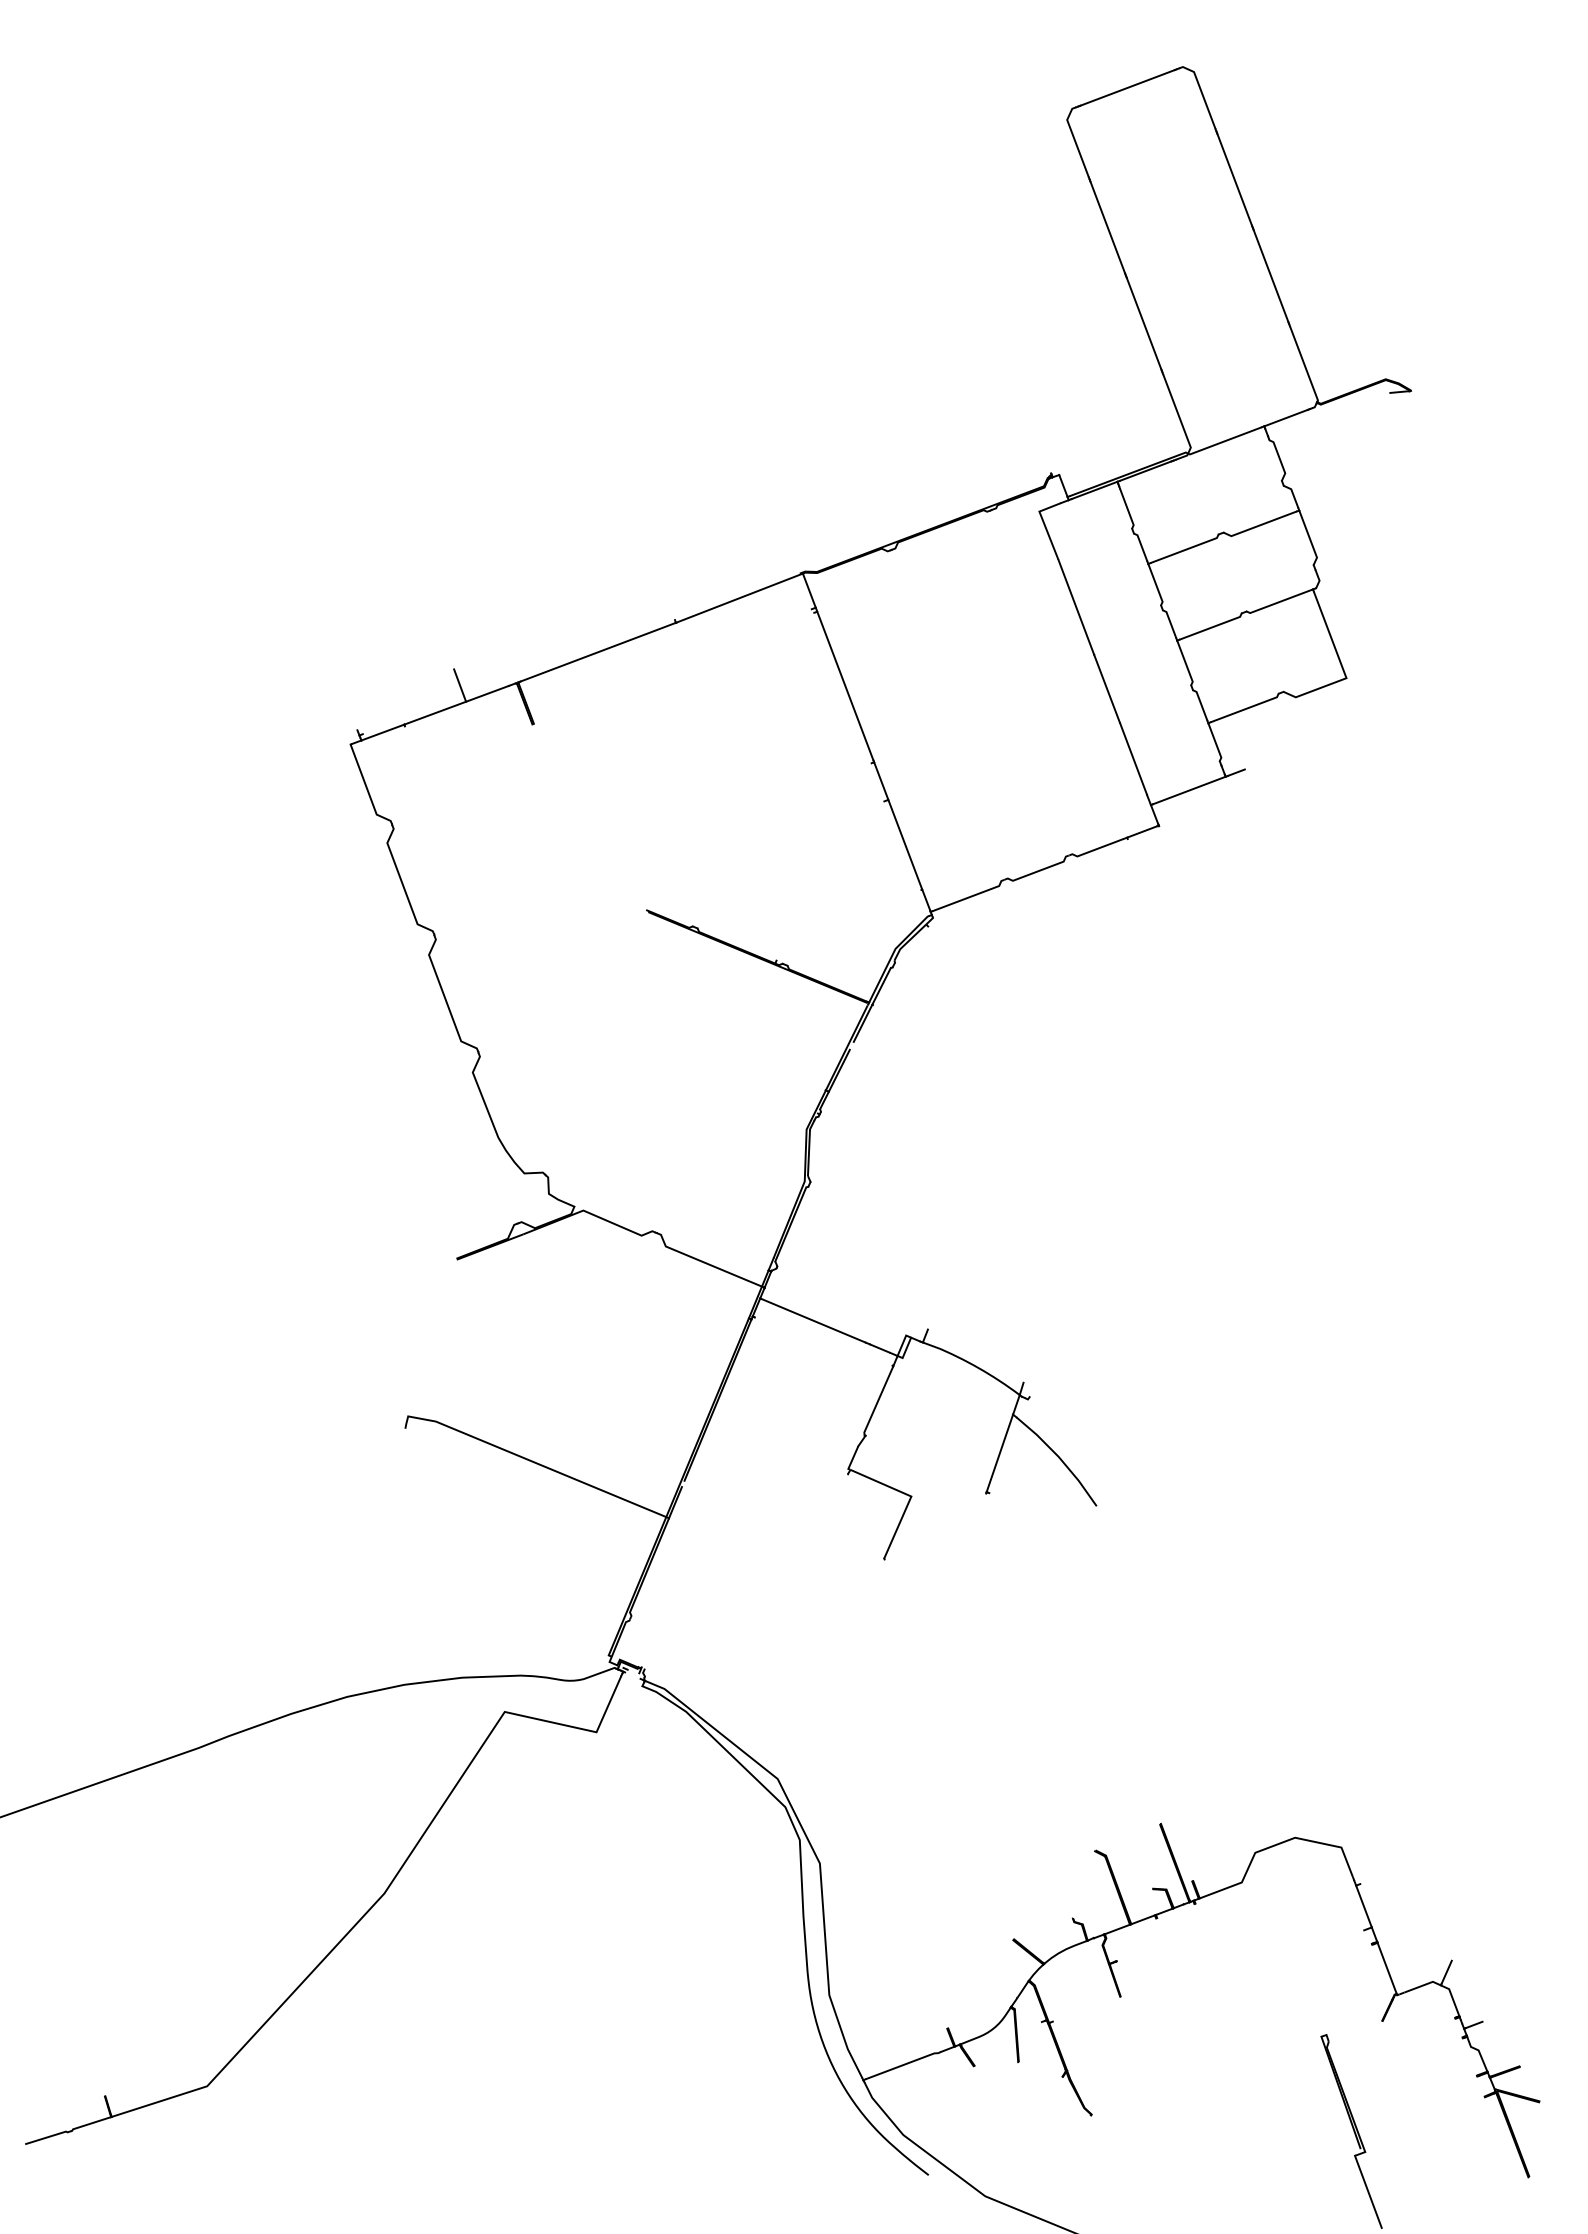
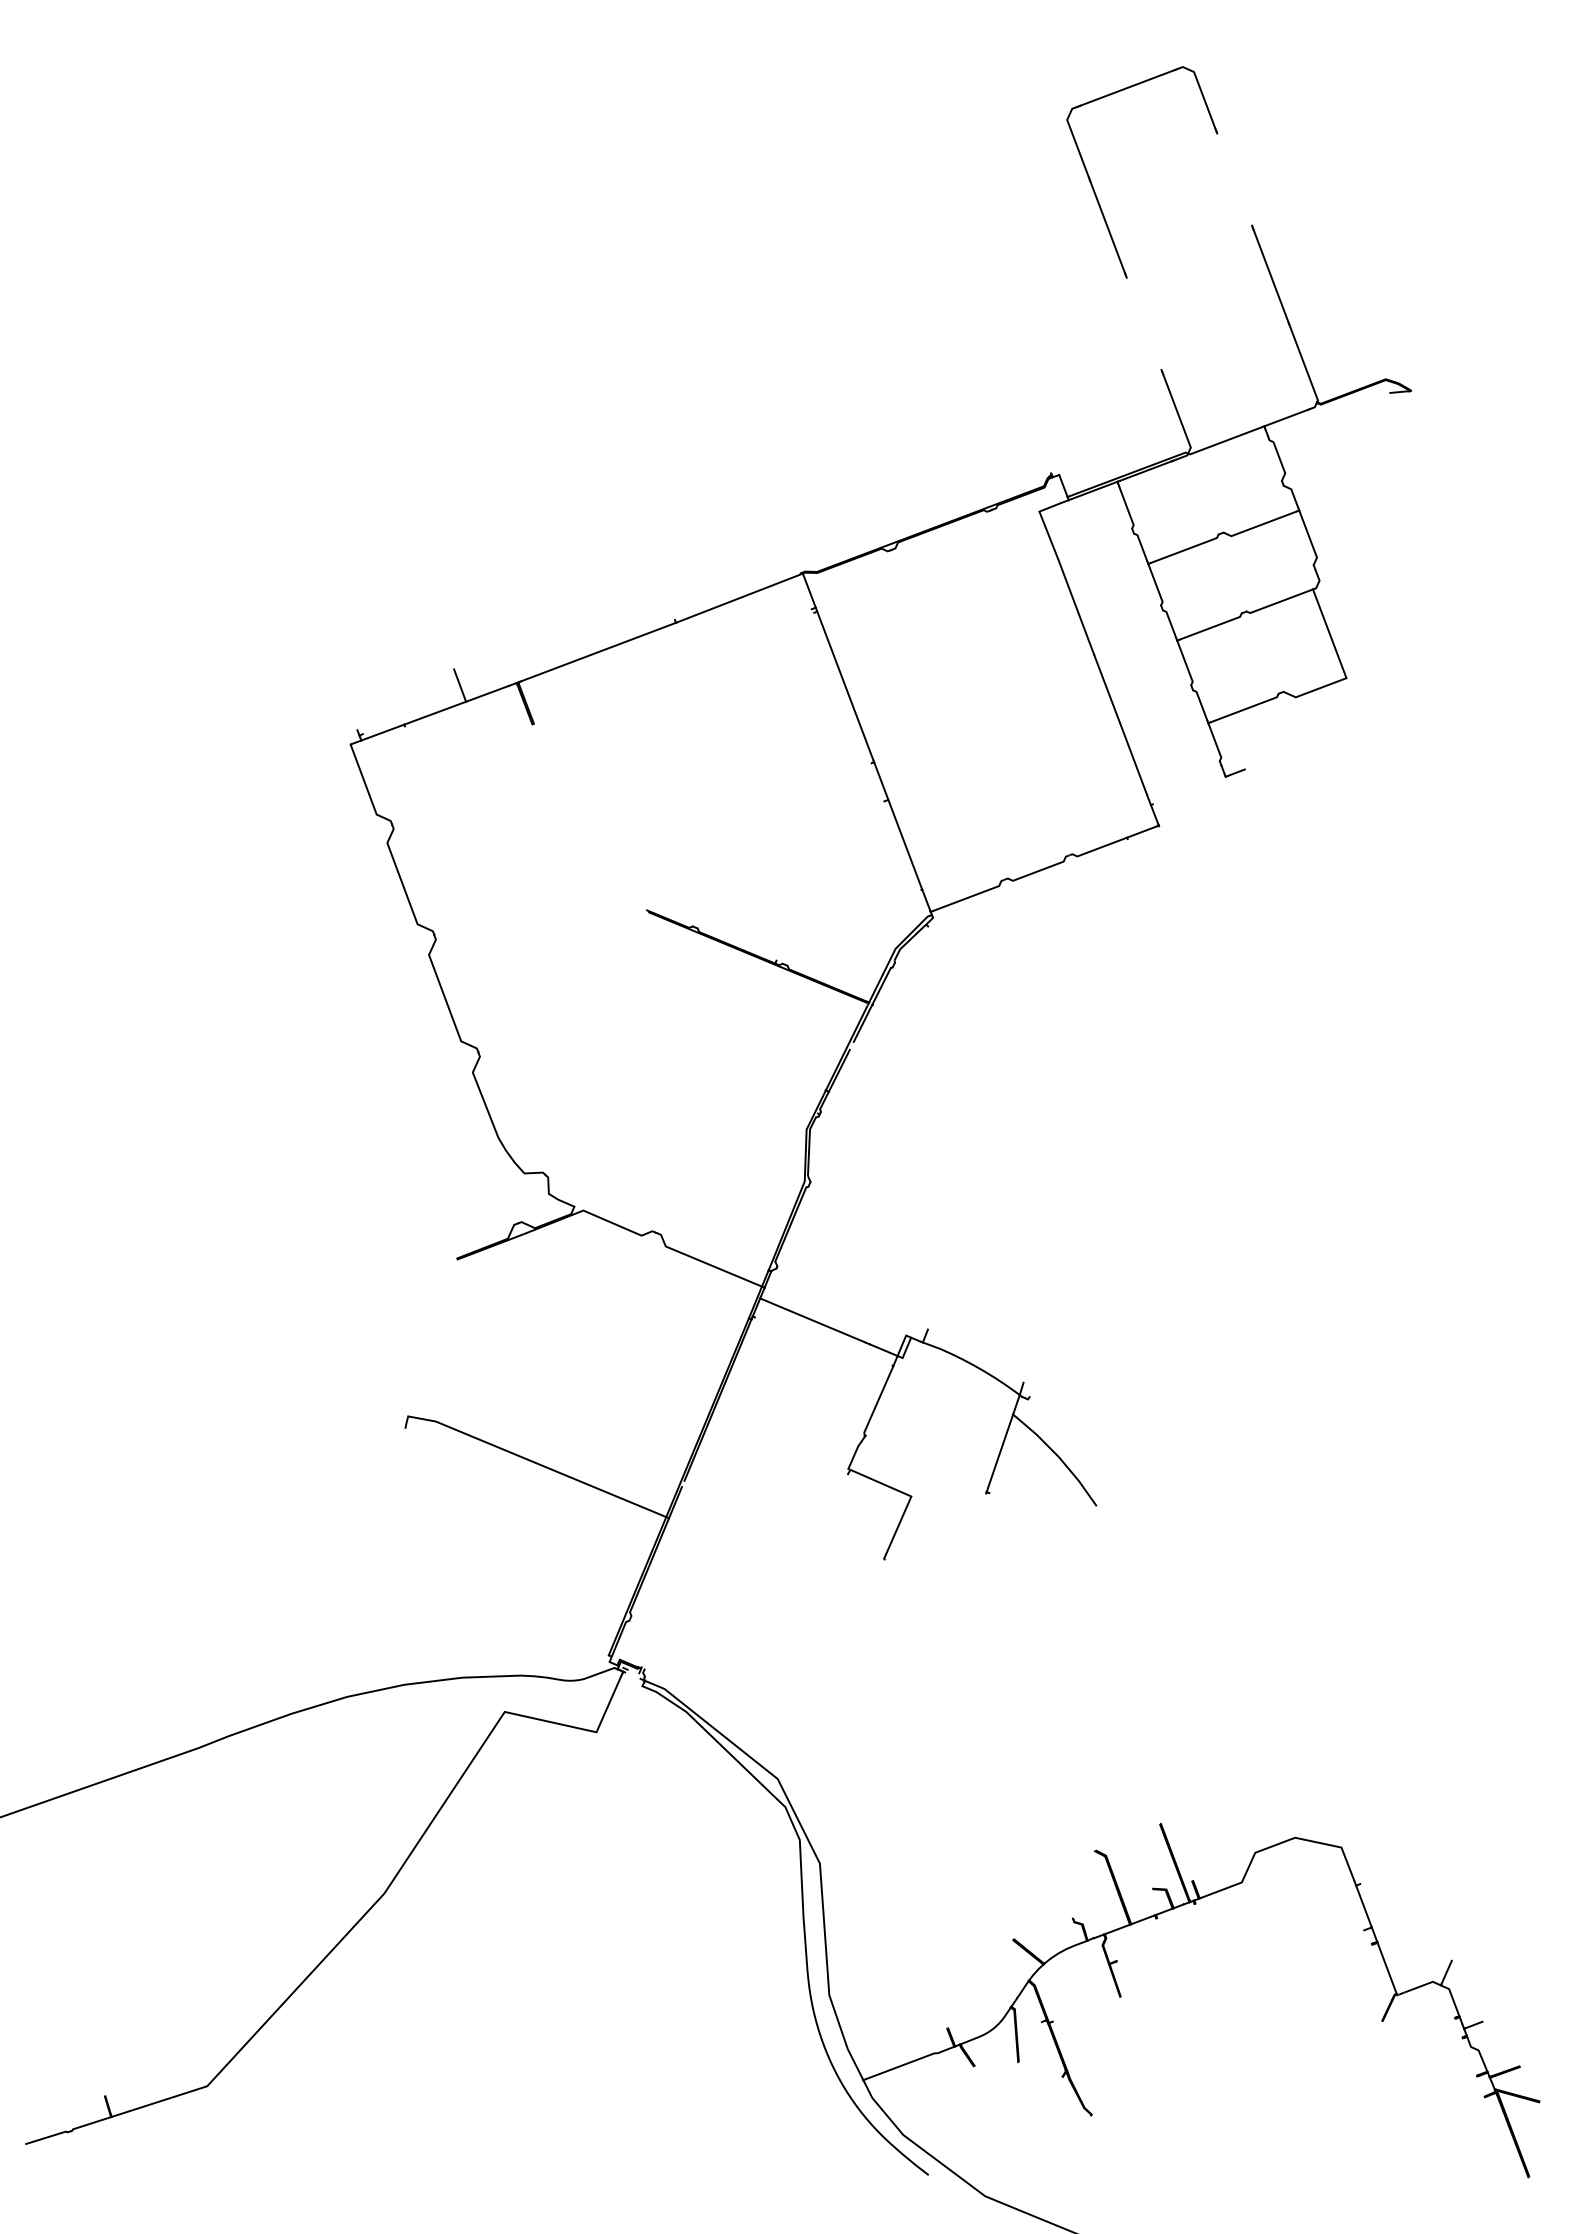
line: present -> none (1234, 179)
line: present -> none (1143, 323)
line: present -> none (1188, 790)
part: present -> none (1351, 2131)
